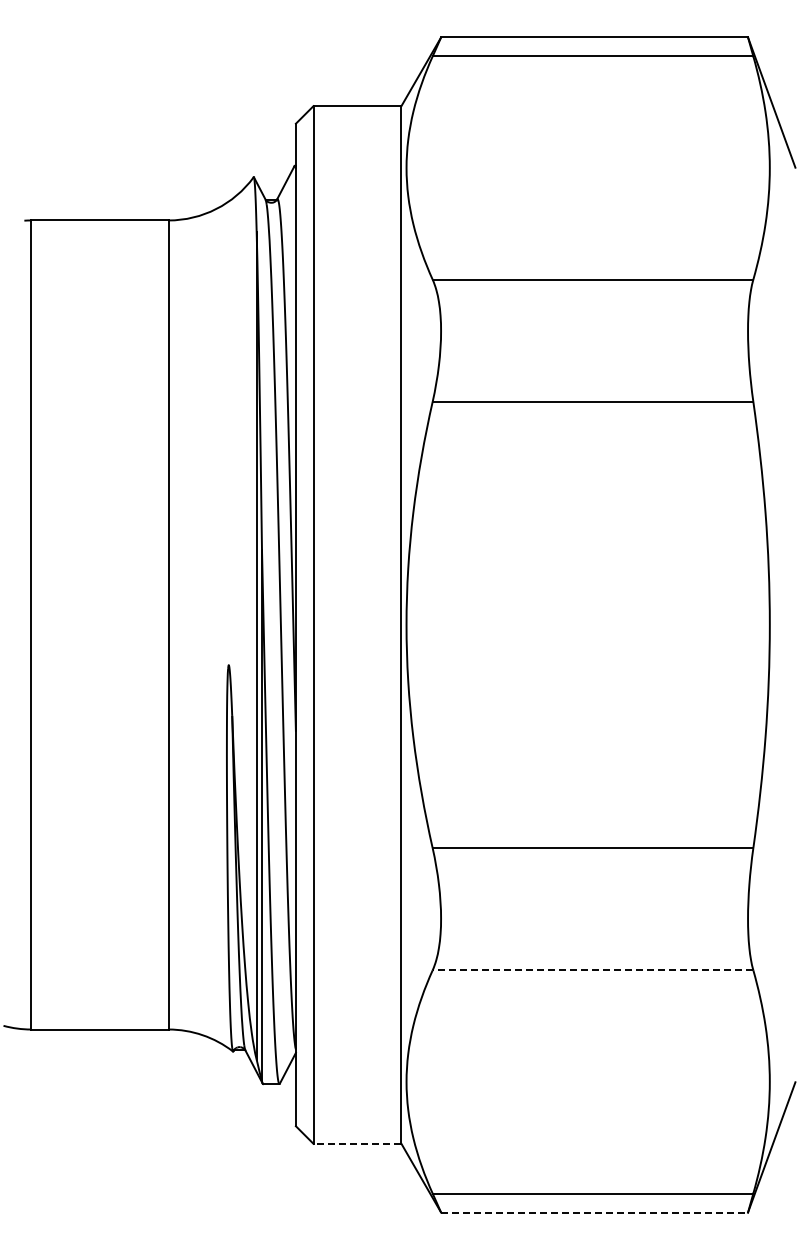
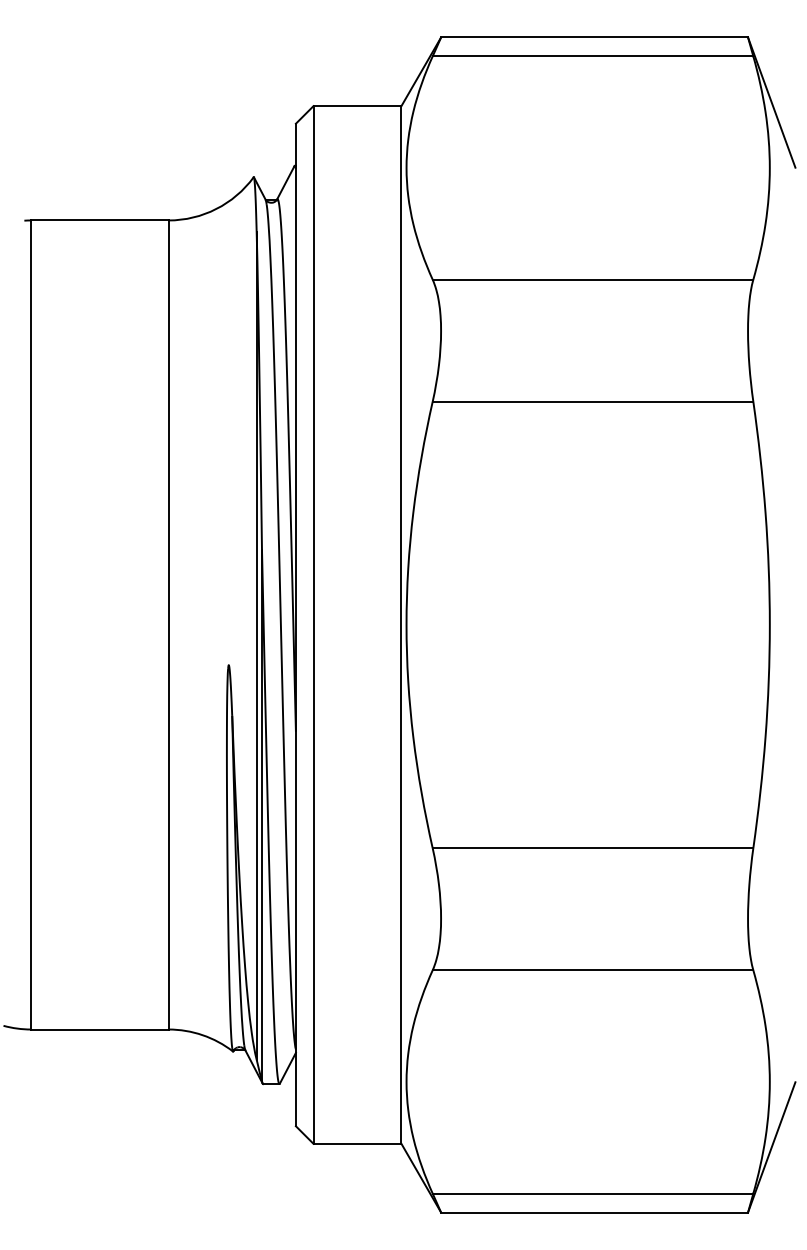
line: dashed -> solid (592, 970)
line: dashed -> solid (357, 1143)
line: dashed -> solid (595, 1212)
